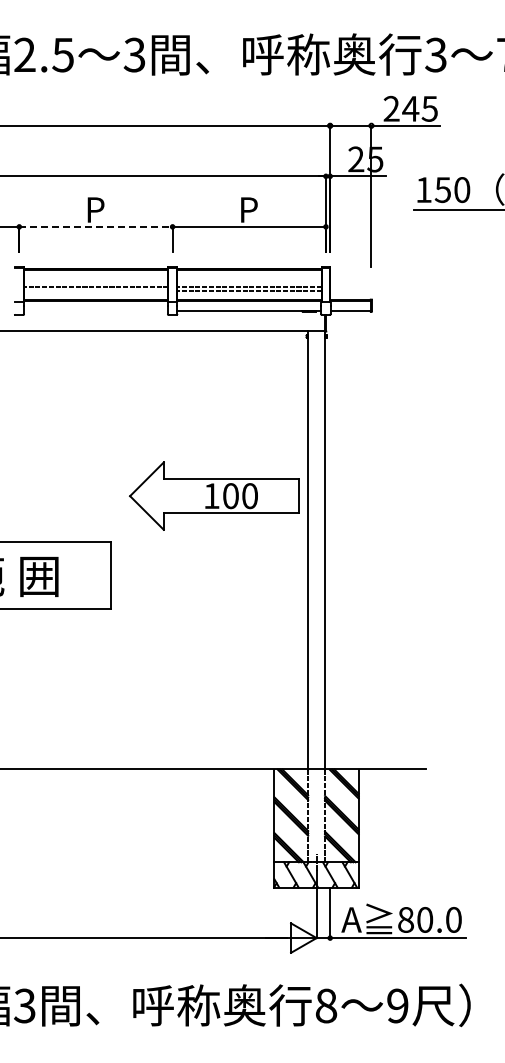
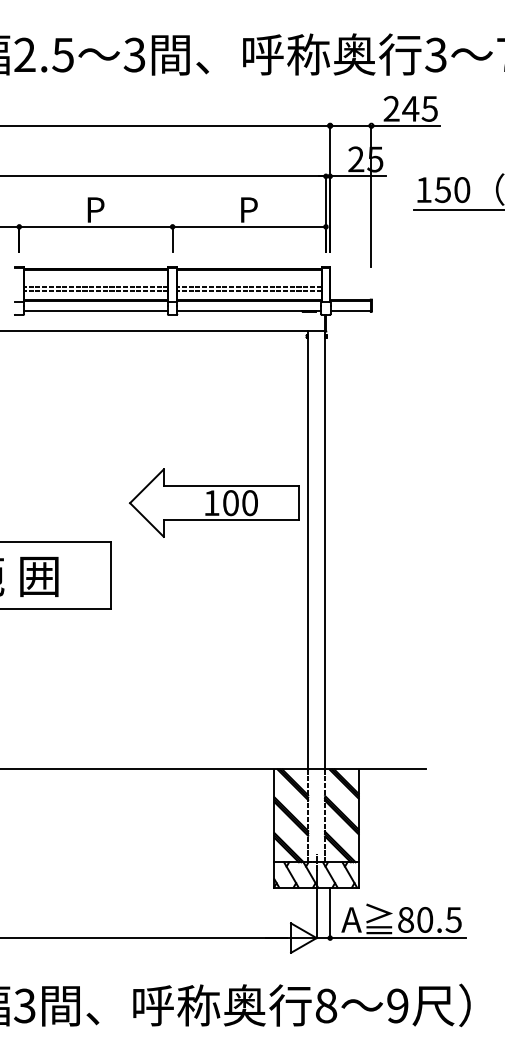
line: dashed -> solid (95, 226)
line: none -> present (95, 291)
line: none -> present (95, 310)
part position: (214, 495) -> (214, 502) (214, 502)
text: 80.0 -> 80.5 (453, 919)
